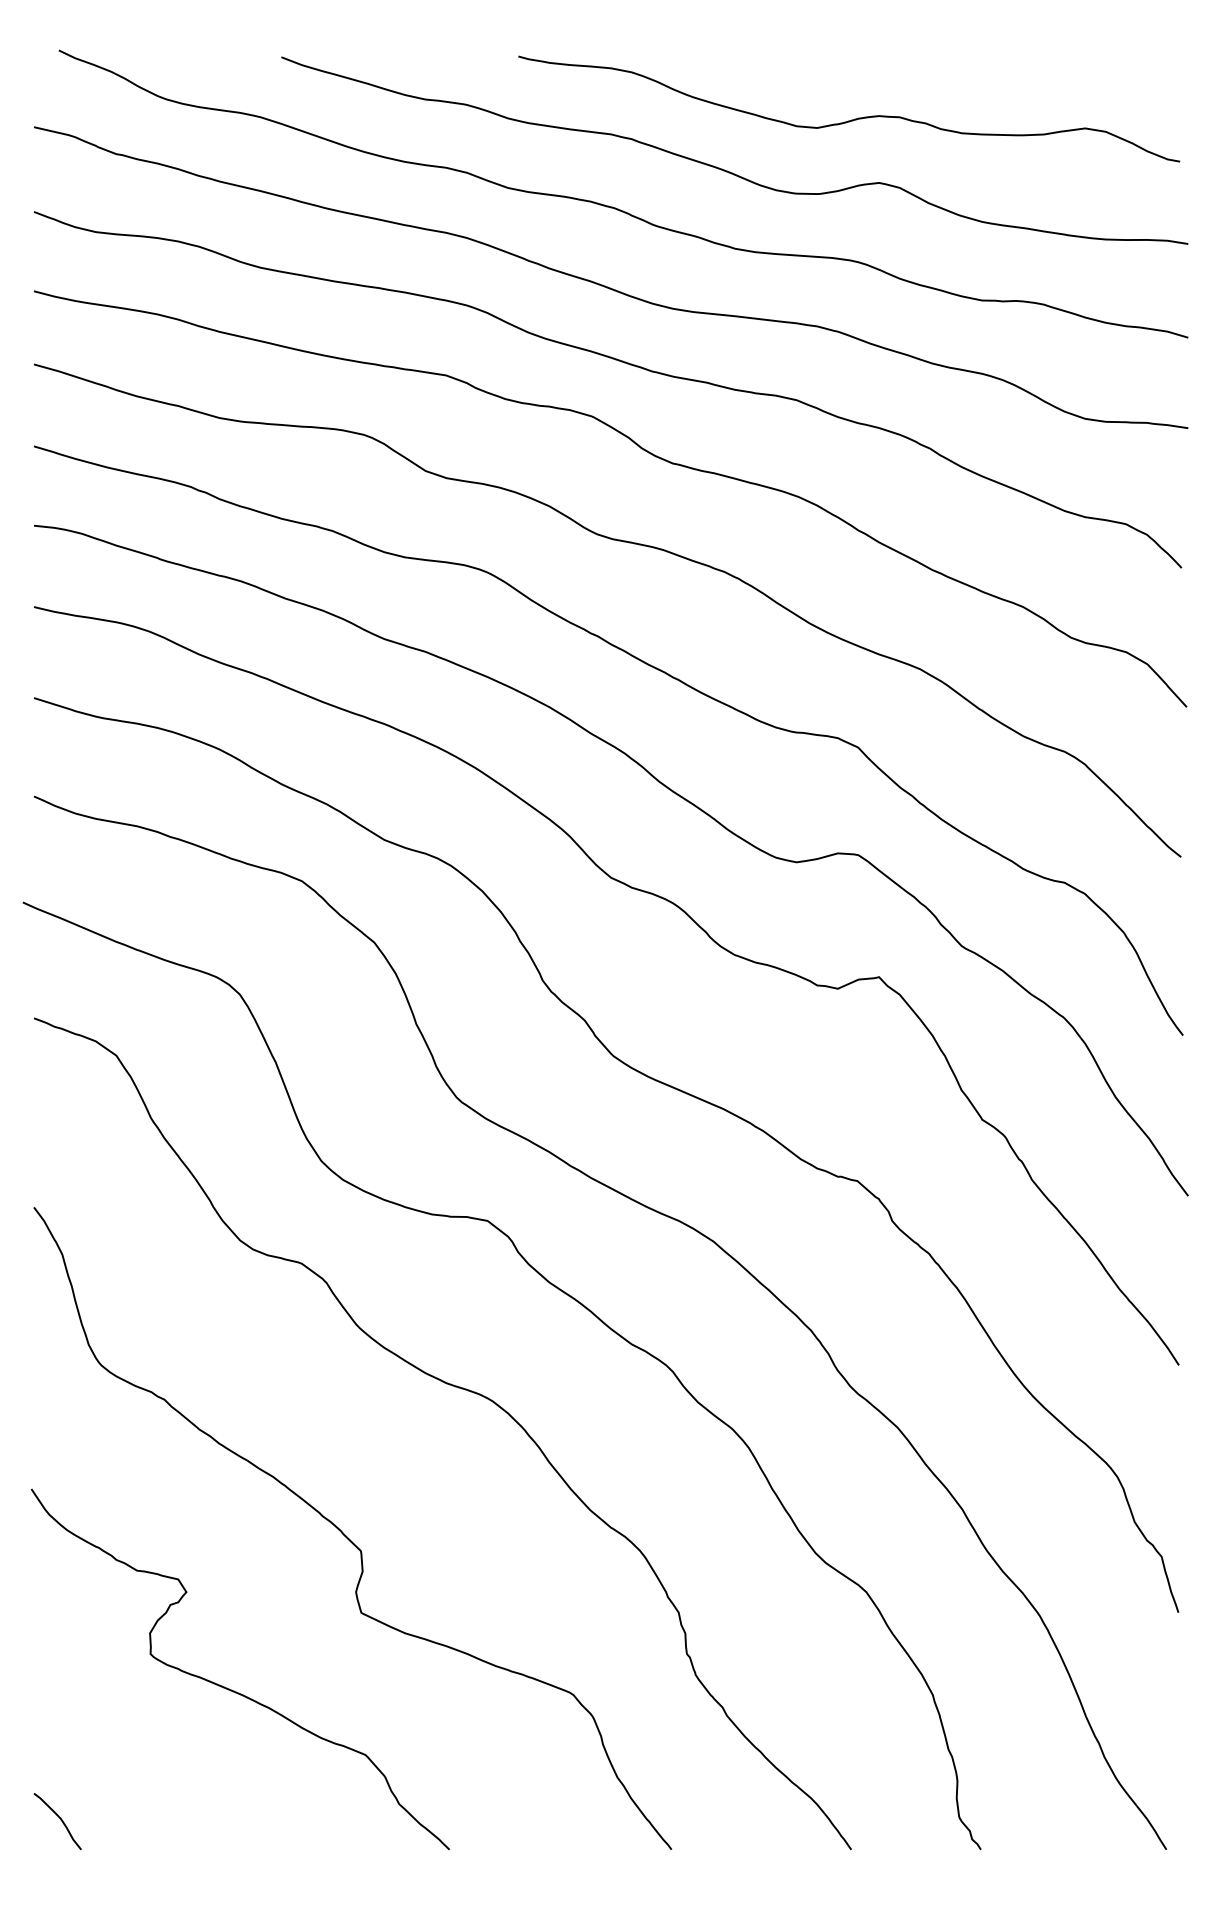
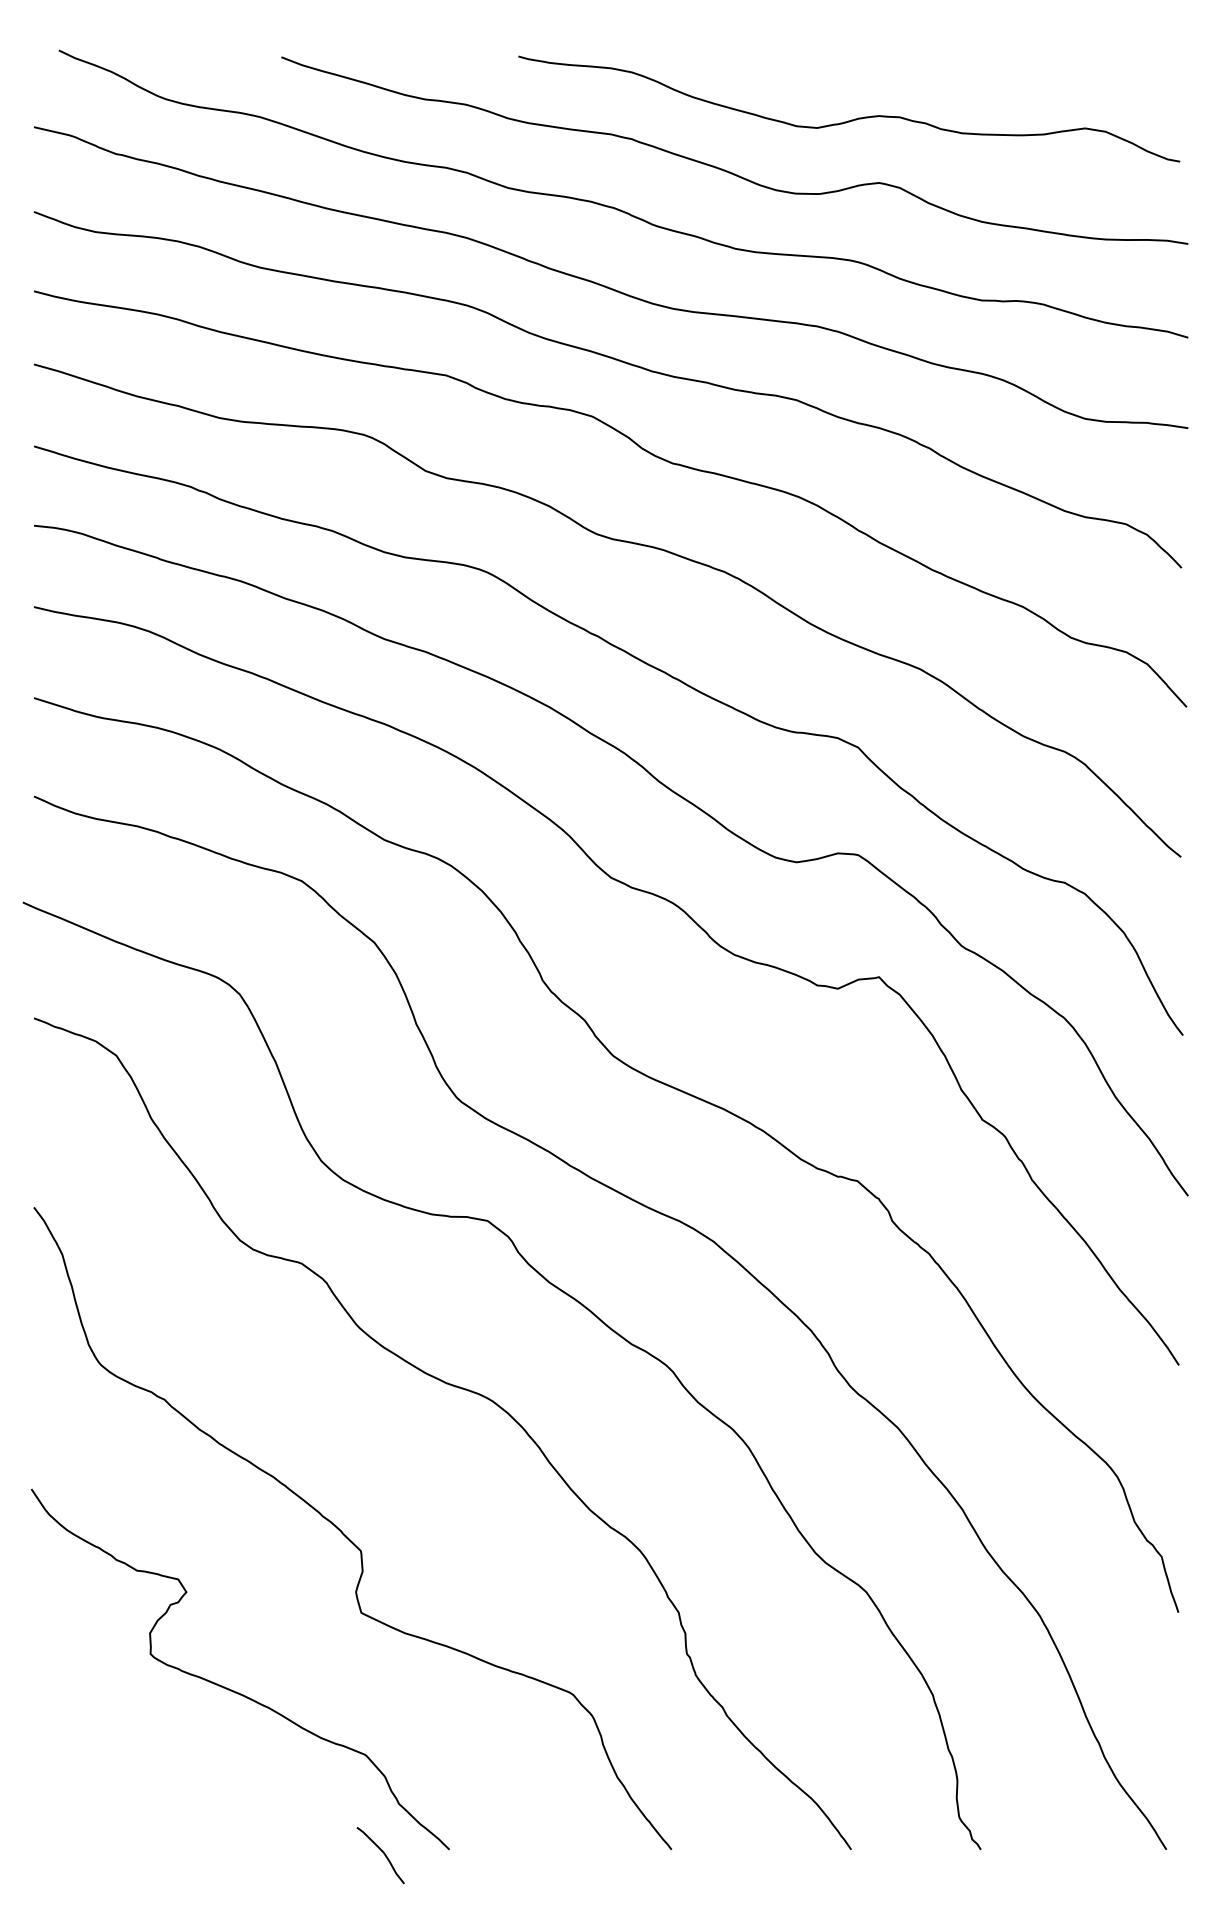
curve position: (60, 1820) -> (383, 1854) (383, 1854)
